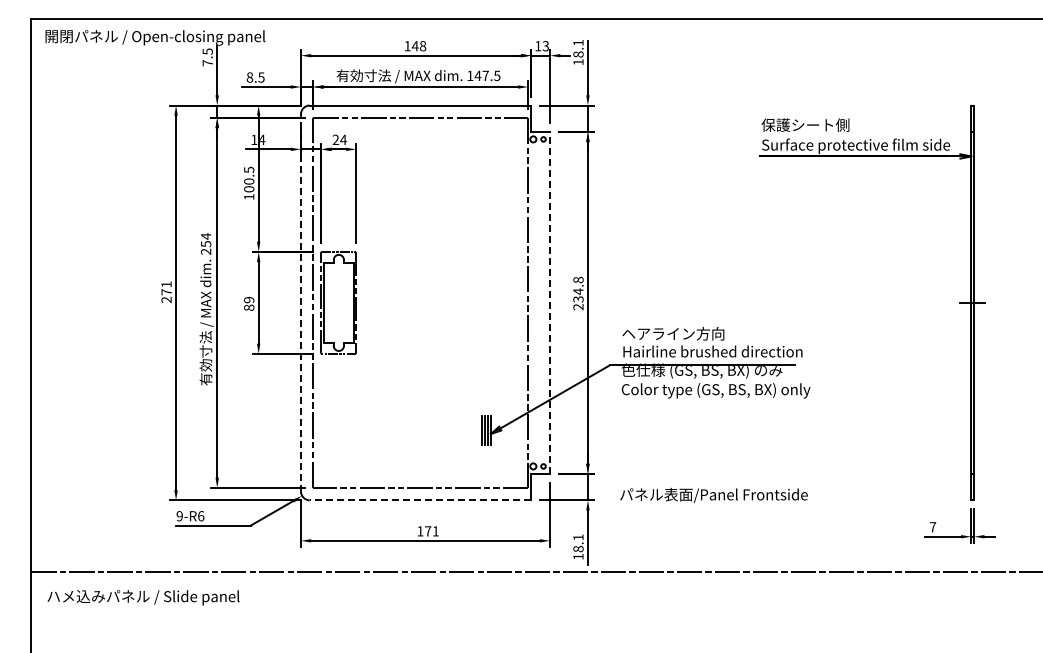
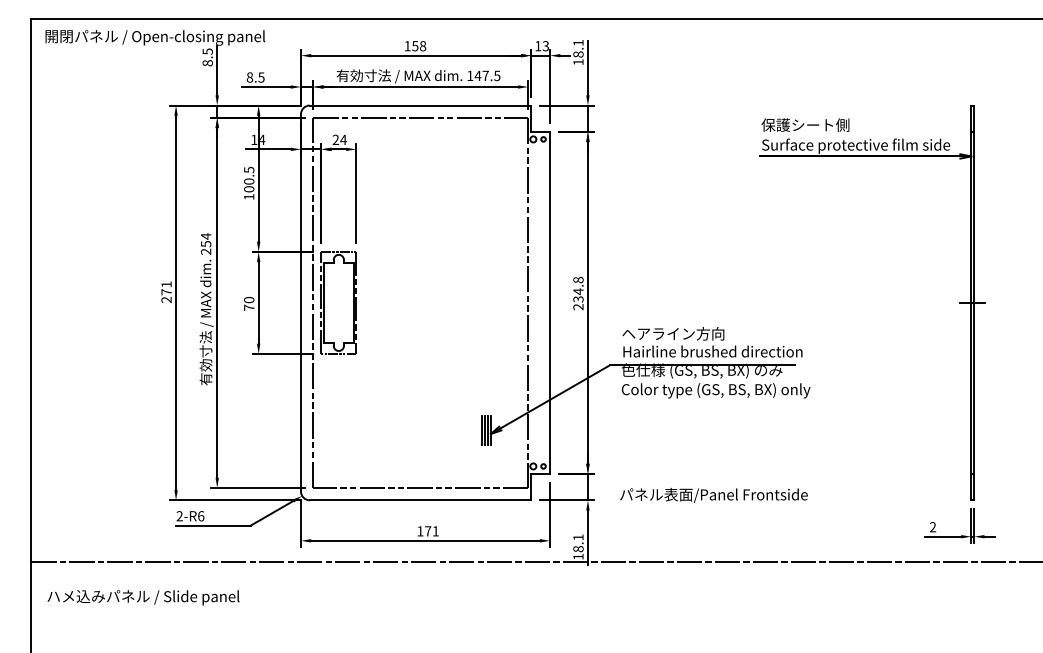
text: 148 -> 158 (415, 46)
text: 7.5 -> 8.5 (207, 63)
line: dashed -> solid (300, 302)
line: dashed -> solid (550, 302)
text: 89 -> 70 (249, 303)
line: dashed -> solid (420, 500)
text: 9-R6 -> 2-R6 (179, 516)
text: 7 -> 2 (932, 527)
line position: (535, 572) -> (535, 562) (535, 562)
